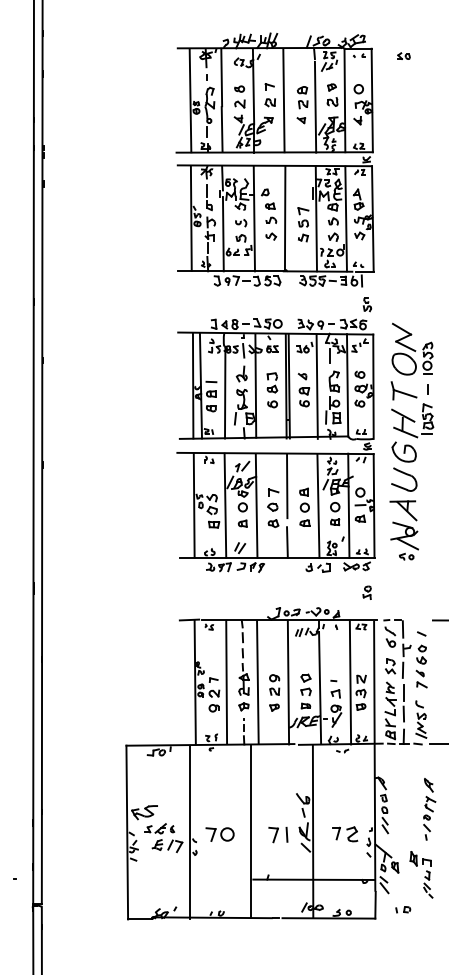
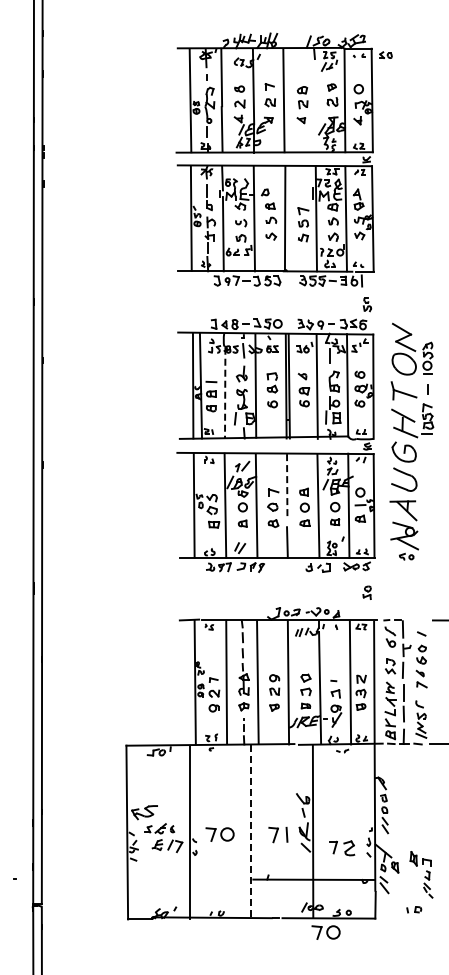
part position: (403, 55) -> (385, 54) (385, 54)
line: present -> none (315, 106)
line: solid -> dashed (225, 393)
line: solid -> dashed (287, 486)
part: present -> none (429, 809)
line: solid -> dashed (251, 831)
part position: (345, 834) -> (342, 848) (342, 848)
part position: (403, 909) -> (414, 909) (414, 909)
part: none -> present (325, 932)
